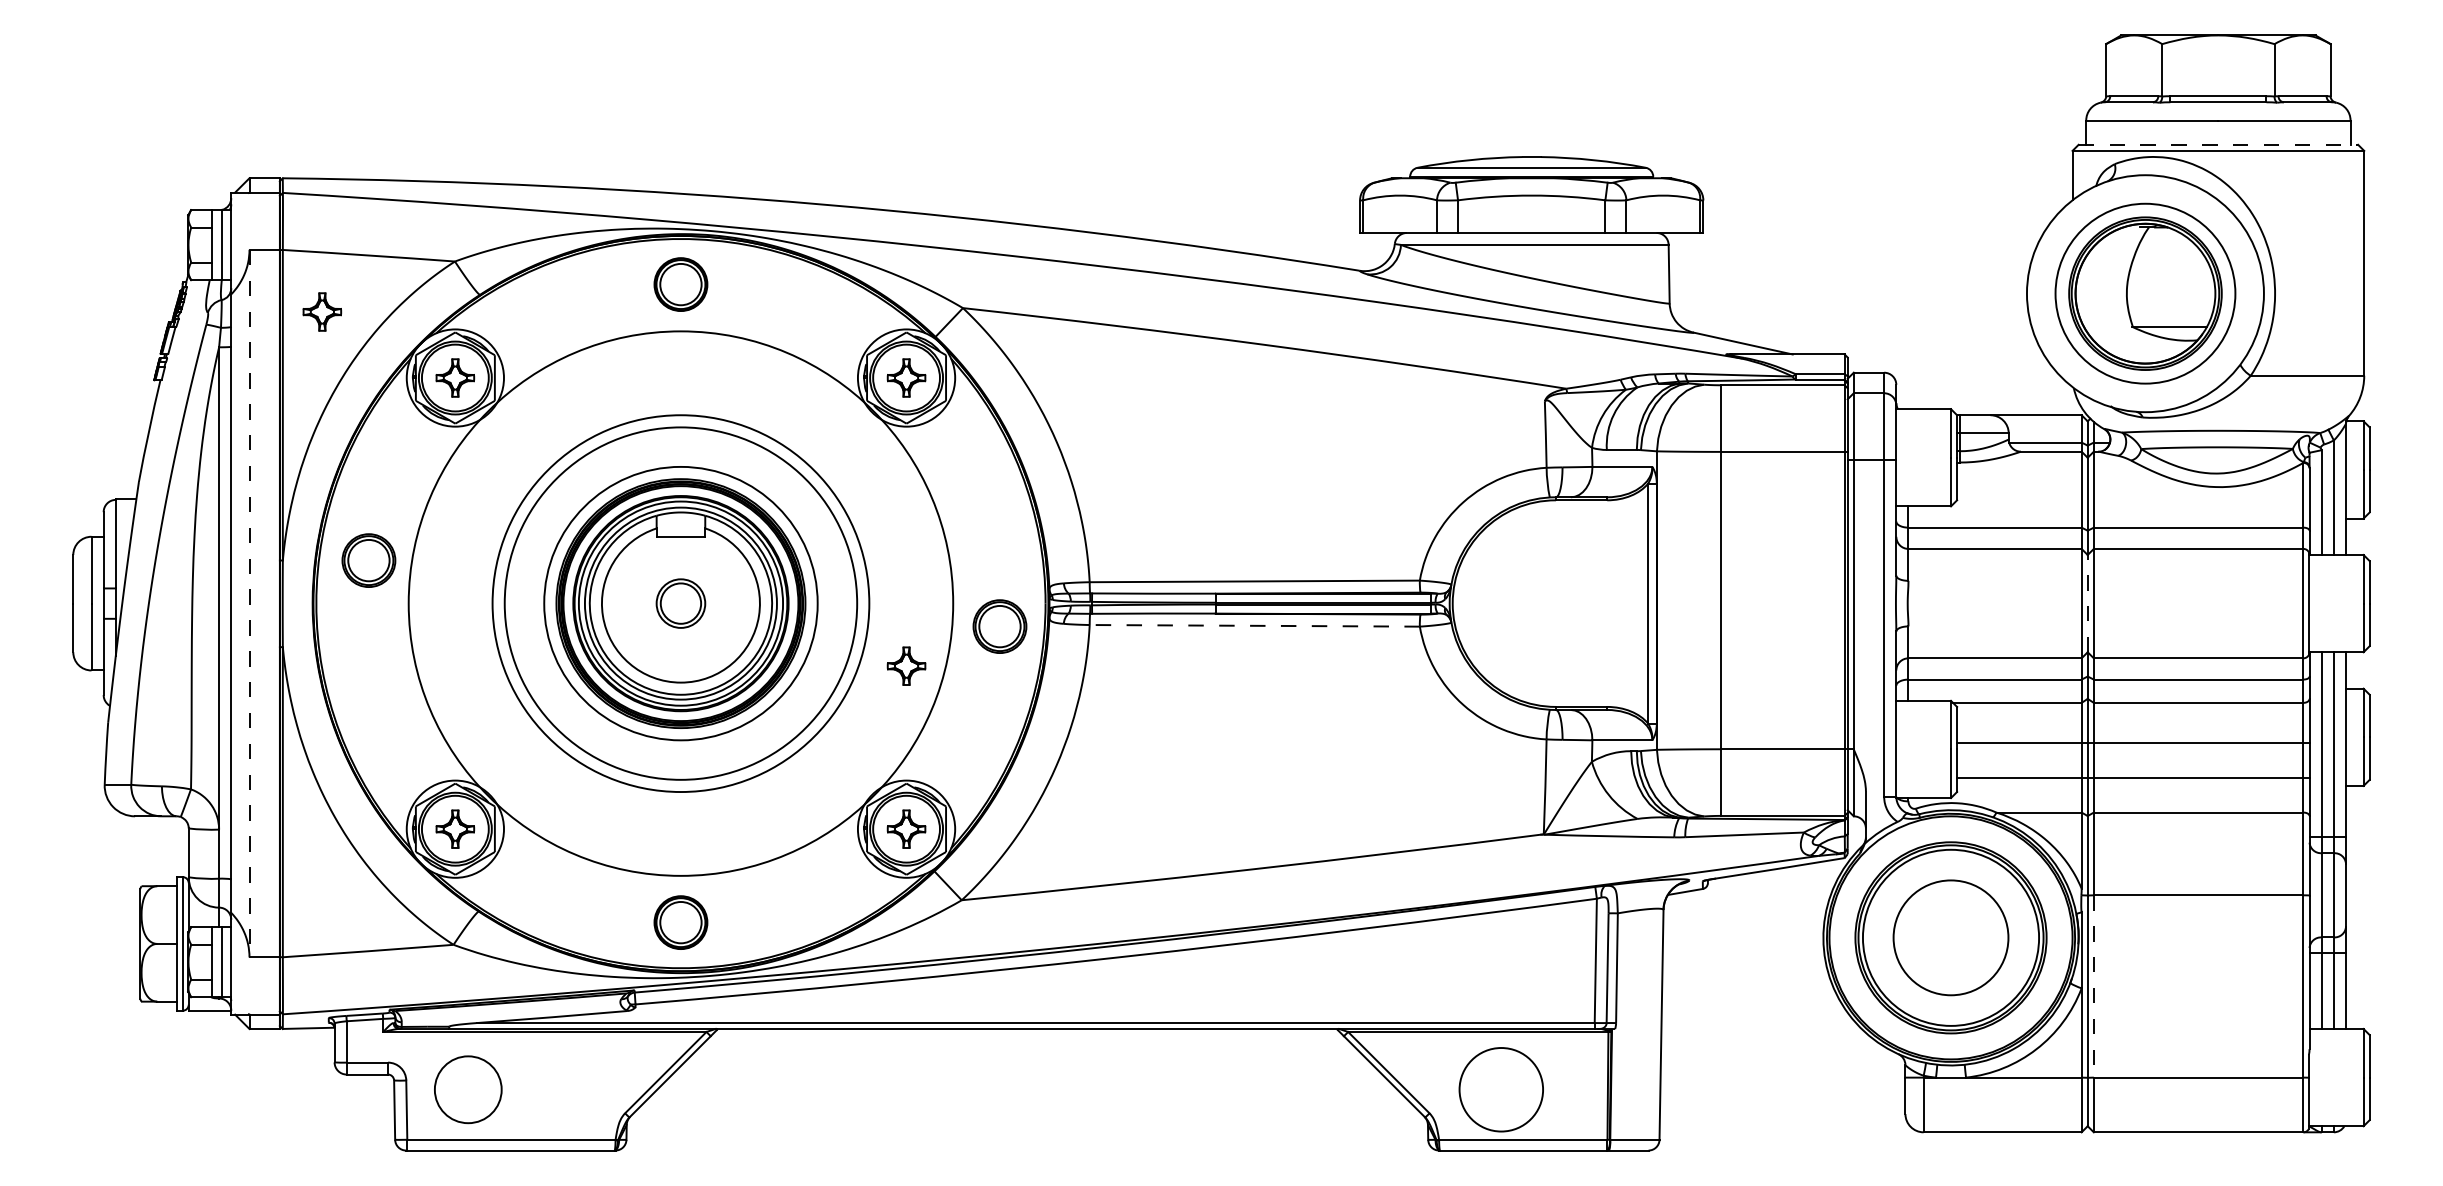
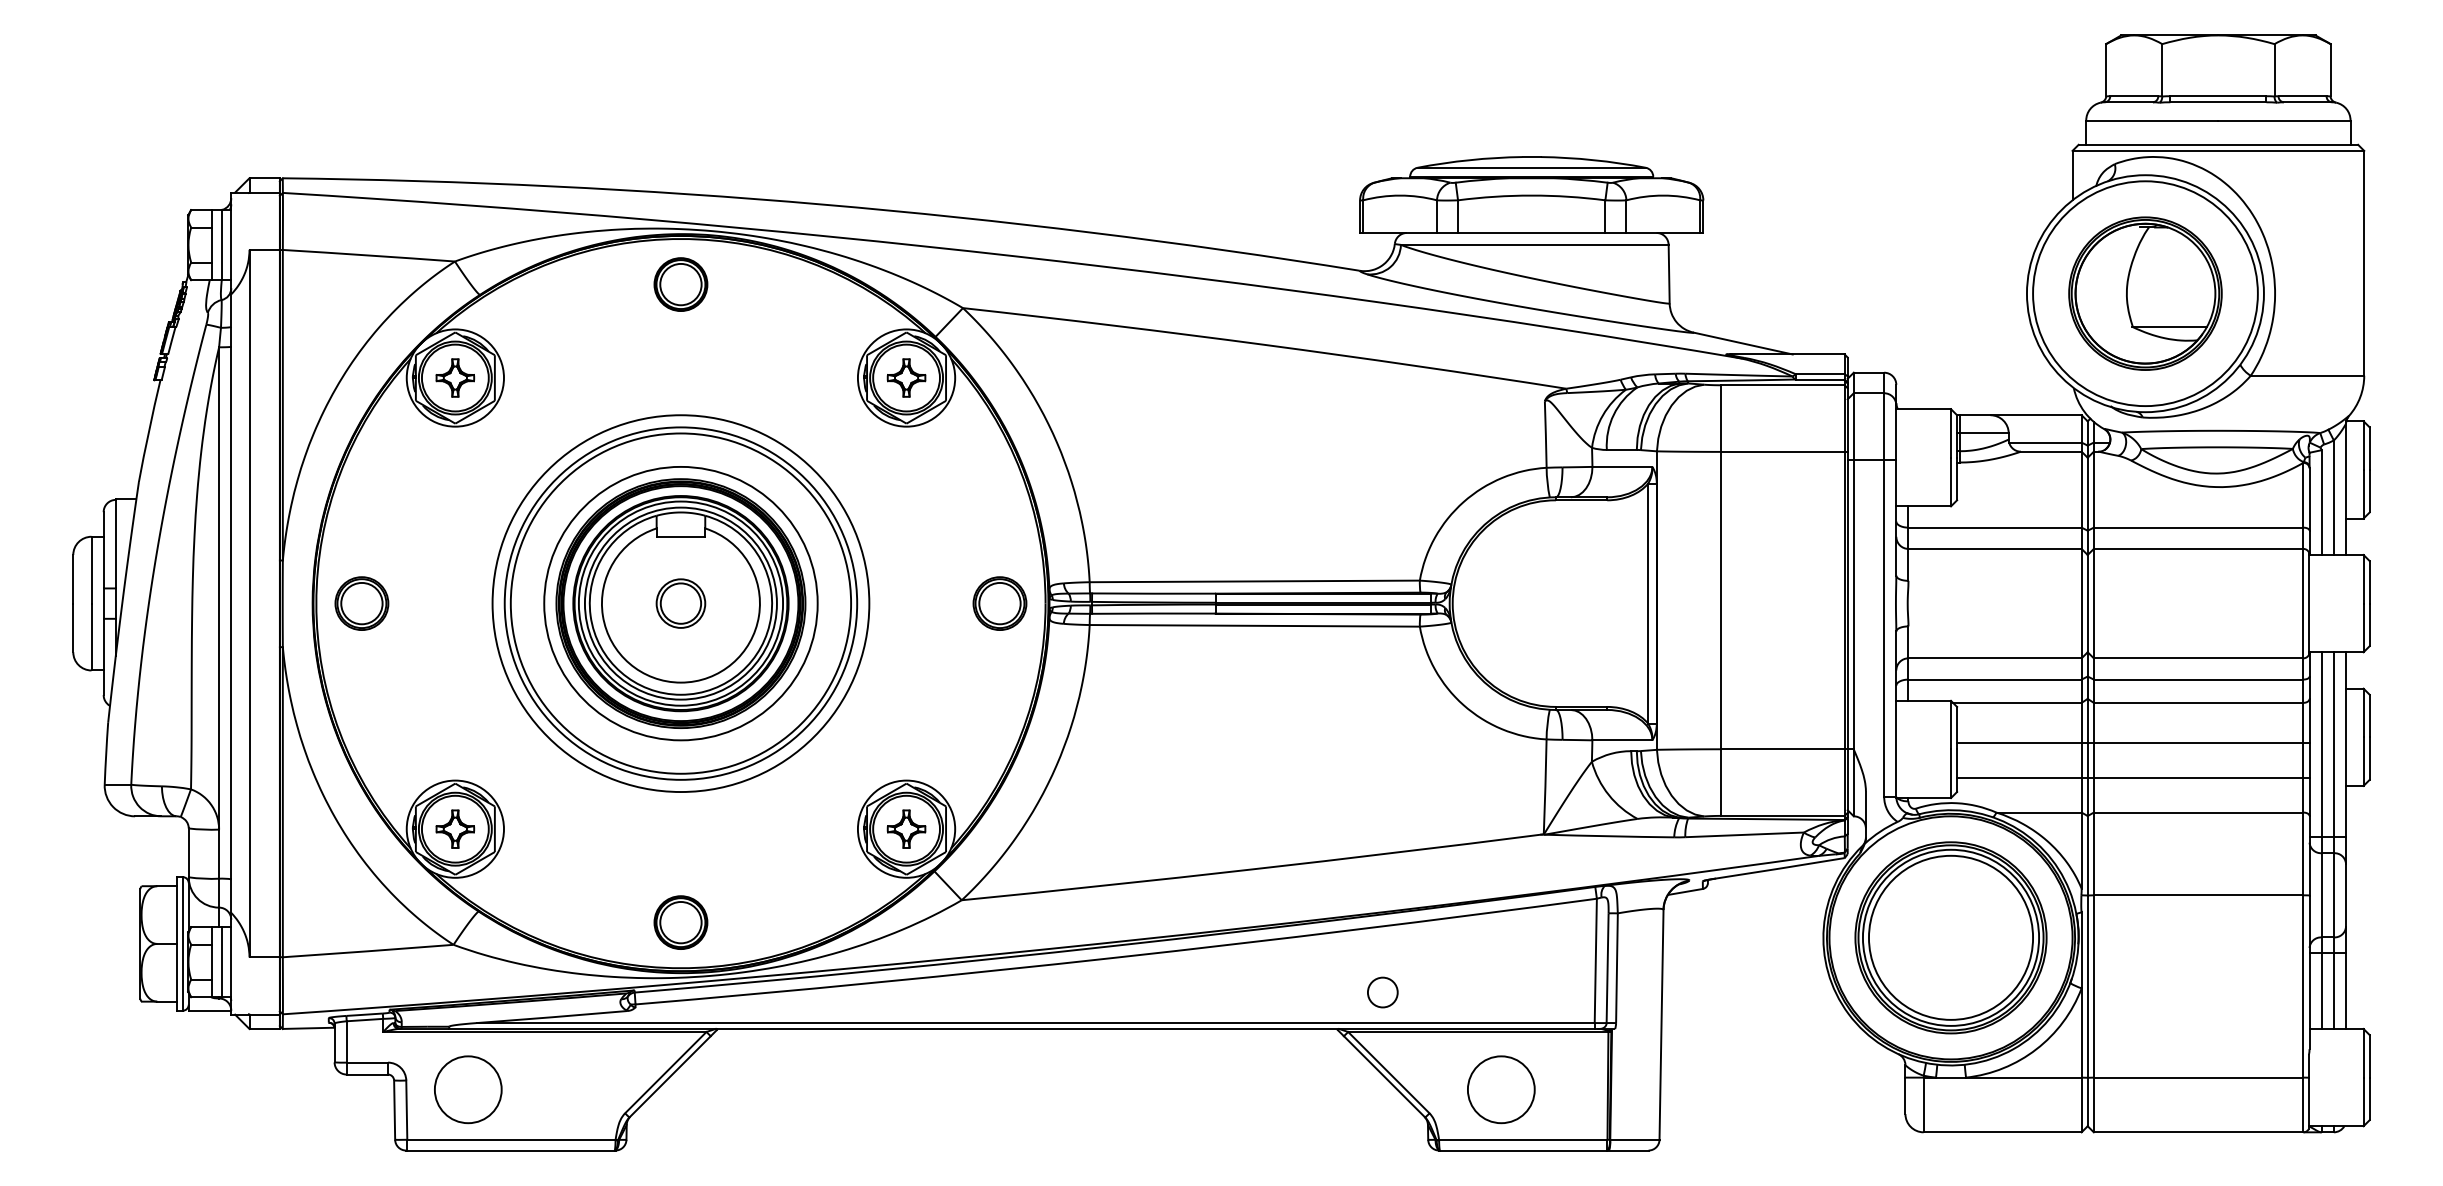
line: dashed -> solid (2218, 144)
circle diameter: 180 px -> 225 px (2145, 293)
part: present -> none (322, 311)
part position: (368, 560) -> (361, 603) (361, 603)
line: dashed -> solid (249, 603)
circle diameter: 544 px -> 340 px (680, 603)
line: dashed -> solid (2087, 603)
line: dashed -> solid (1256, 625)
part position: (999, 626) -> (999, 603) (999, 603)
part: present -> none (906, 665)
circle diameter: 115 px -> 164 px (1950, 937)
line: dashed -> solid (2093, 986)
circle: none -> present (1382, 992)
circle diameter: 84 px -> 67 px (1500, 1089)
